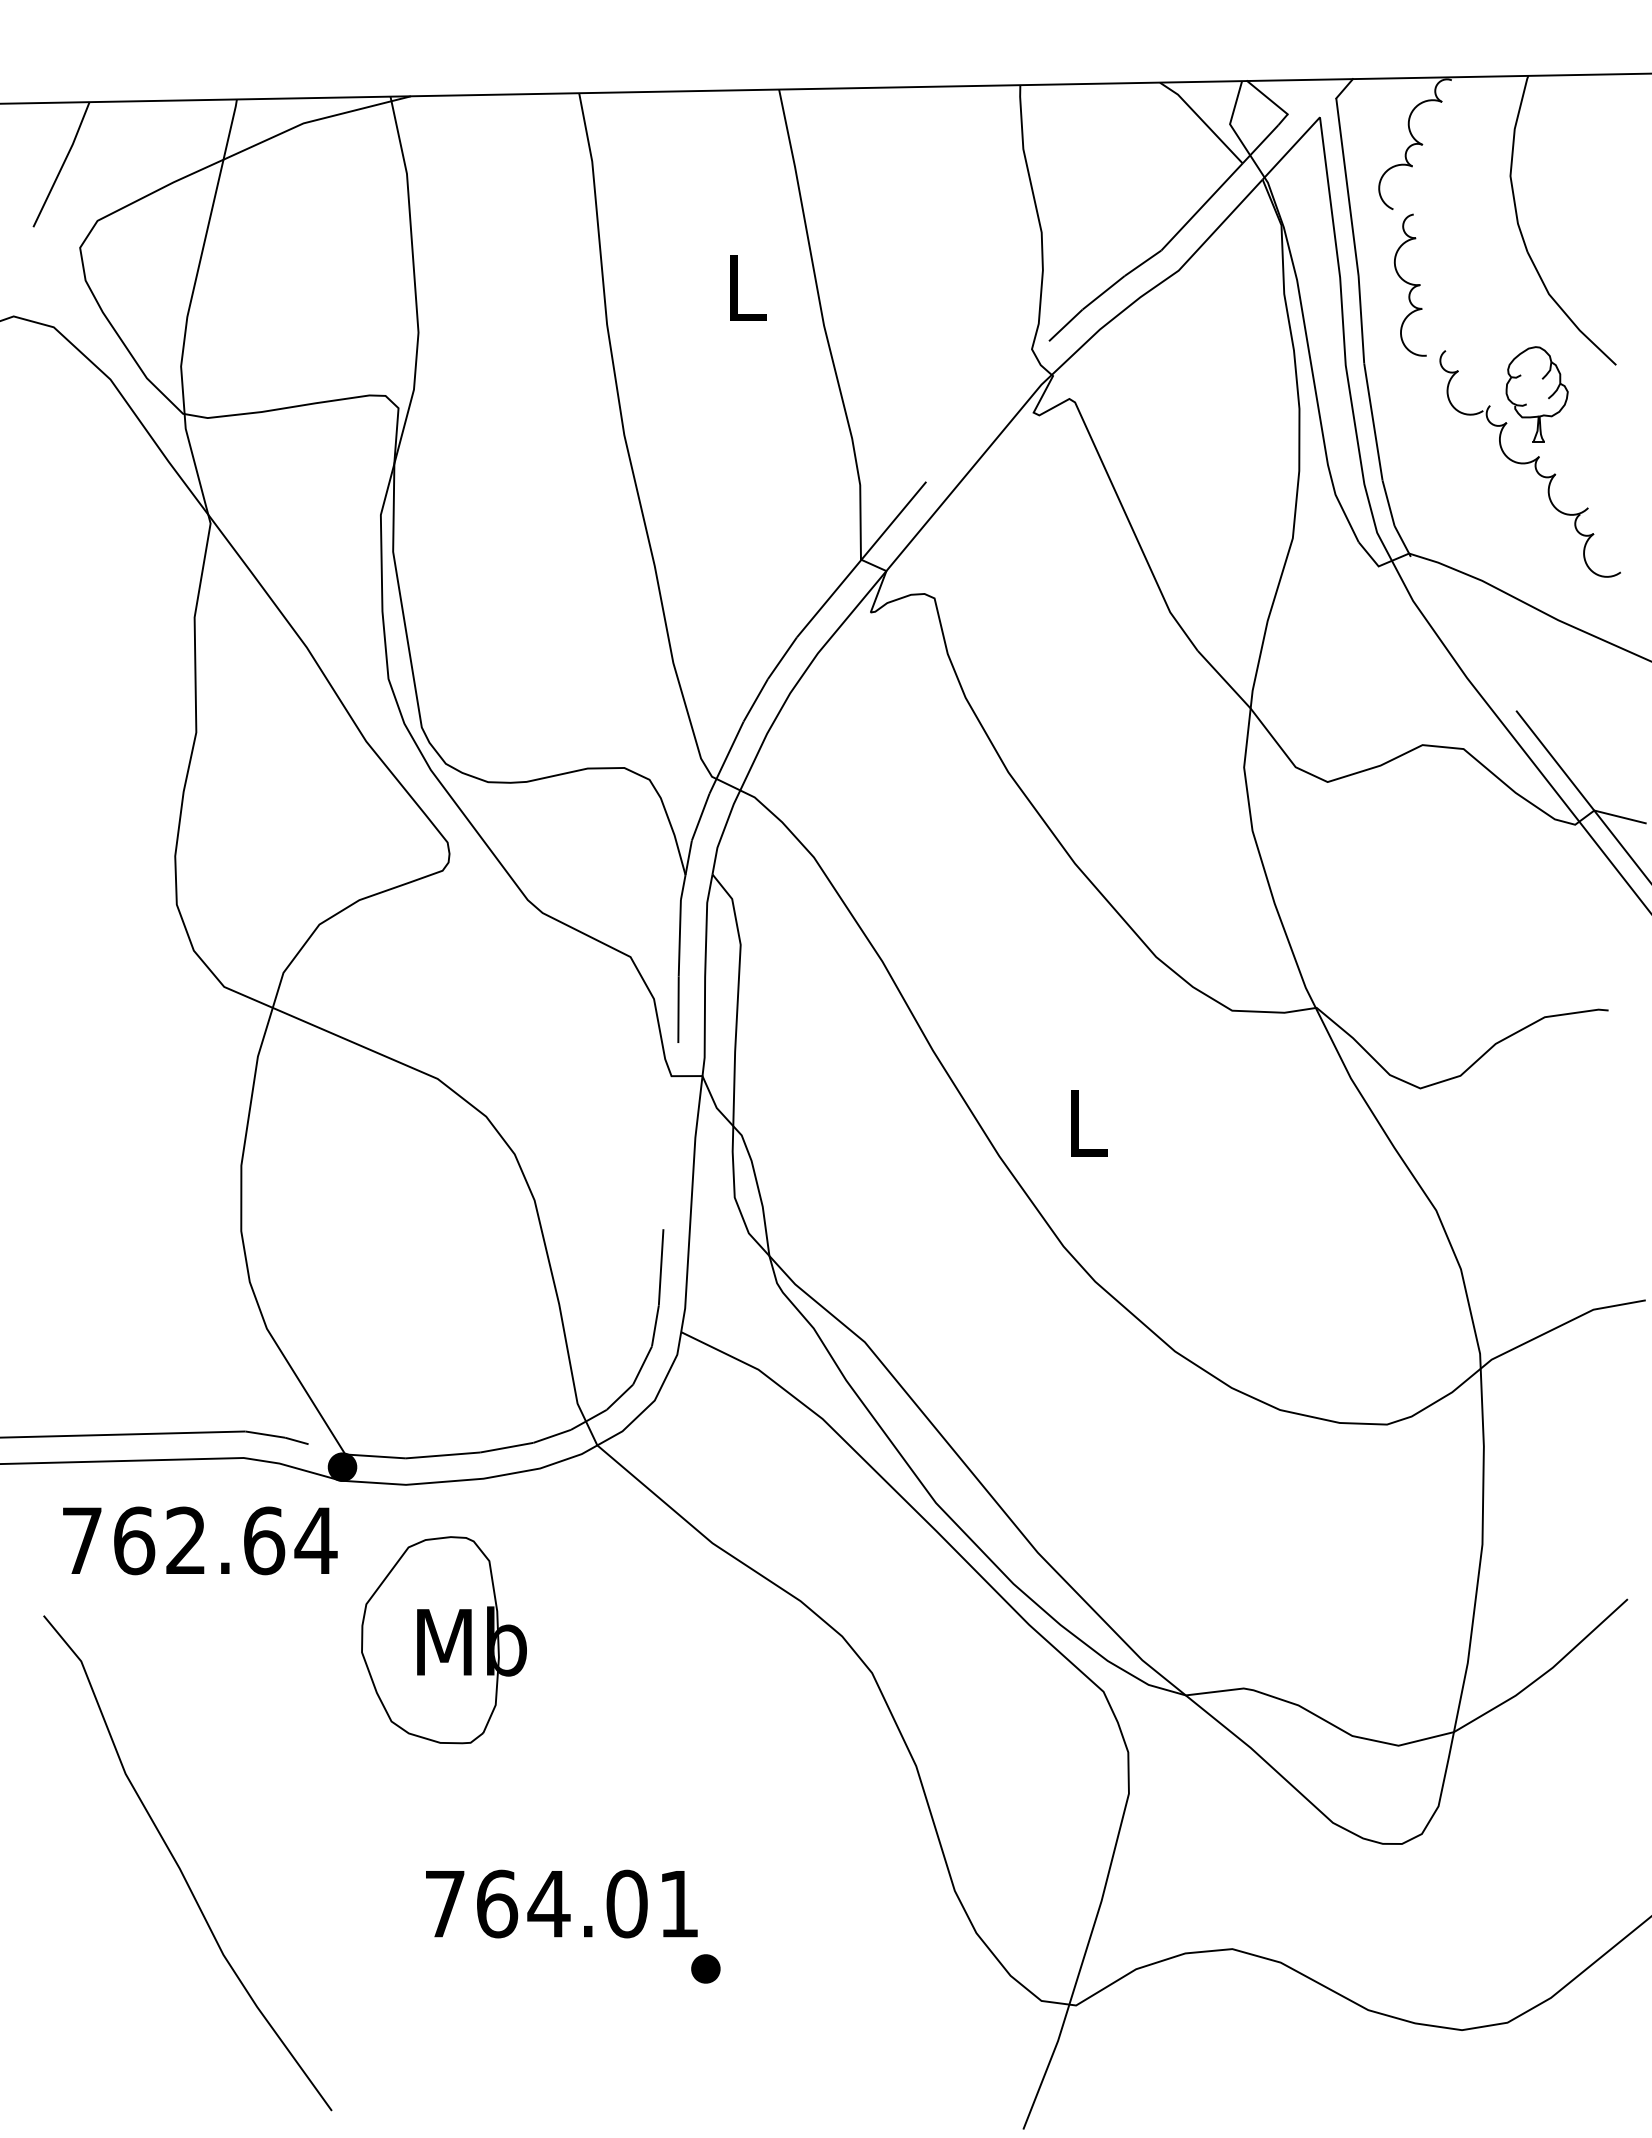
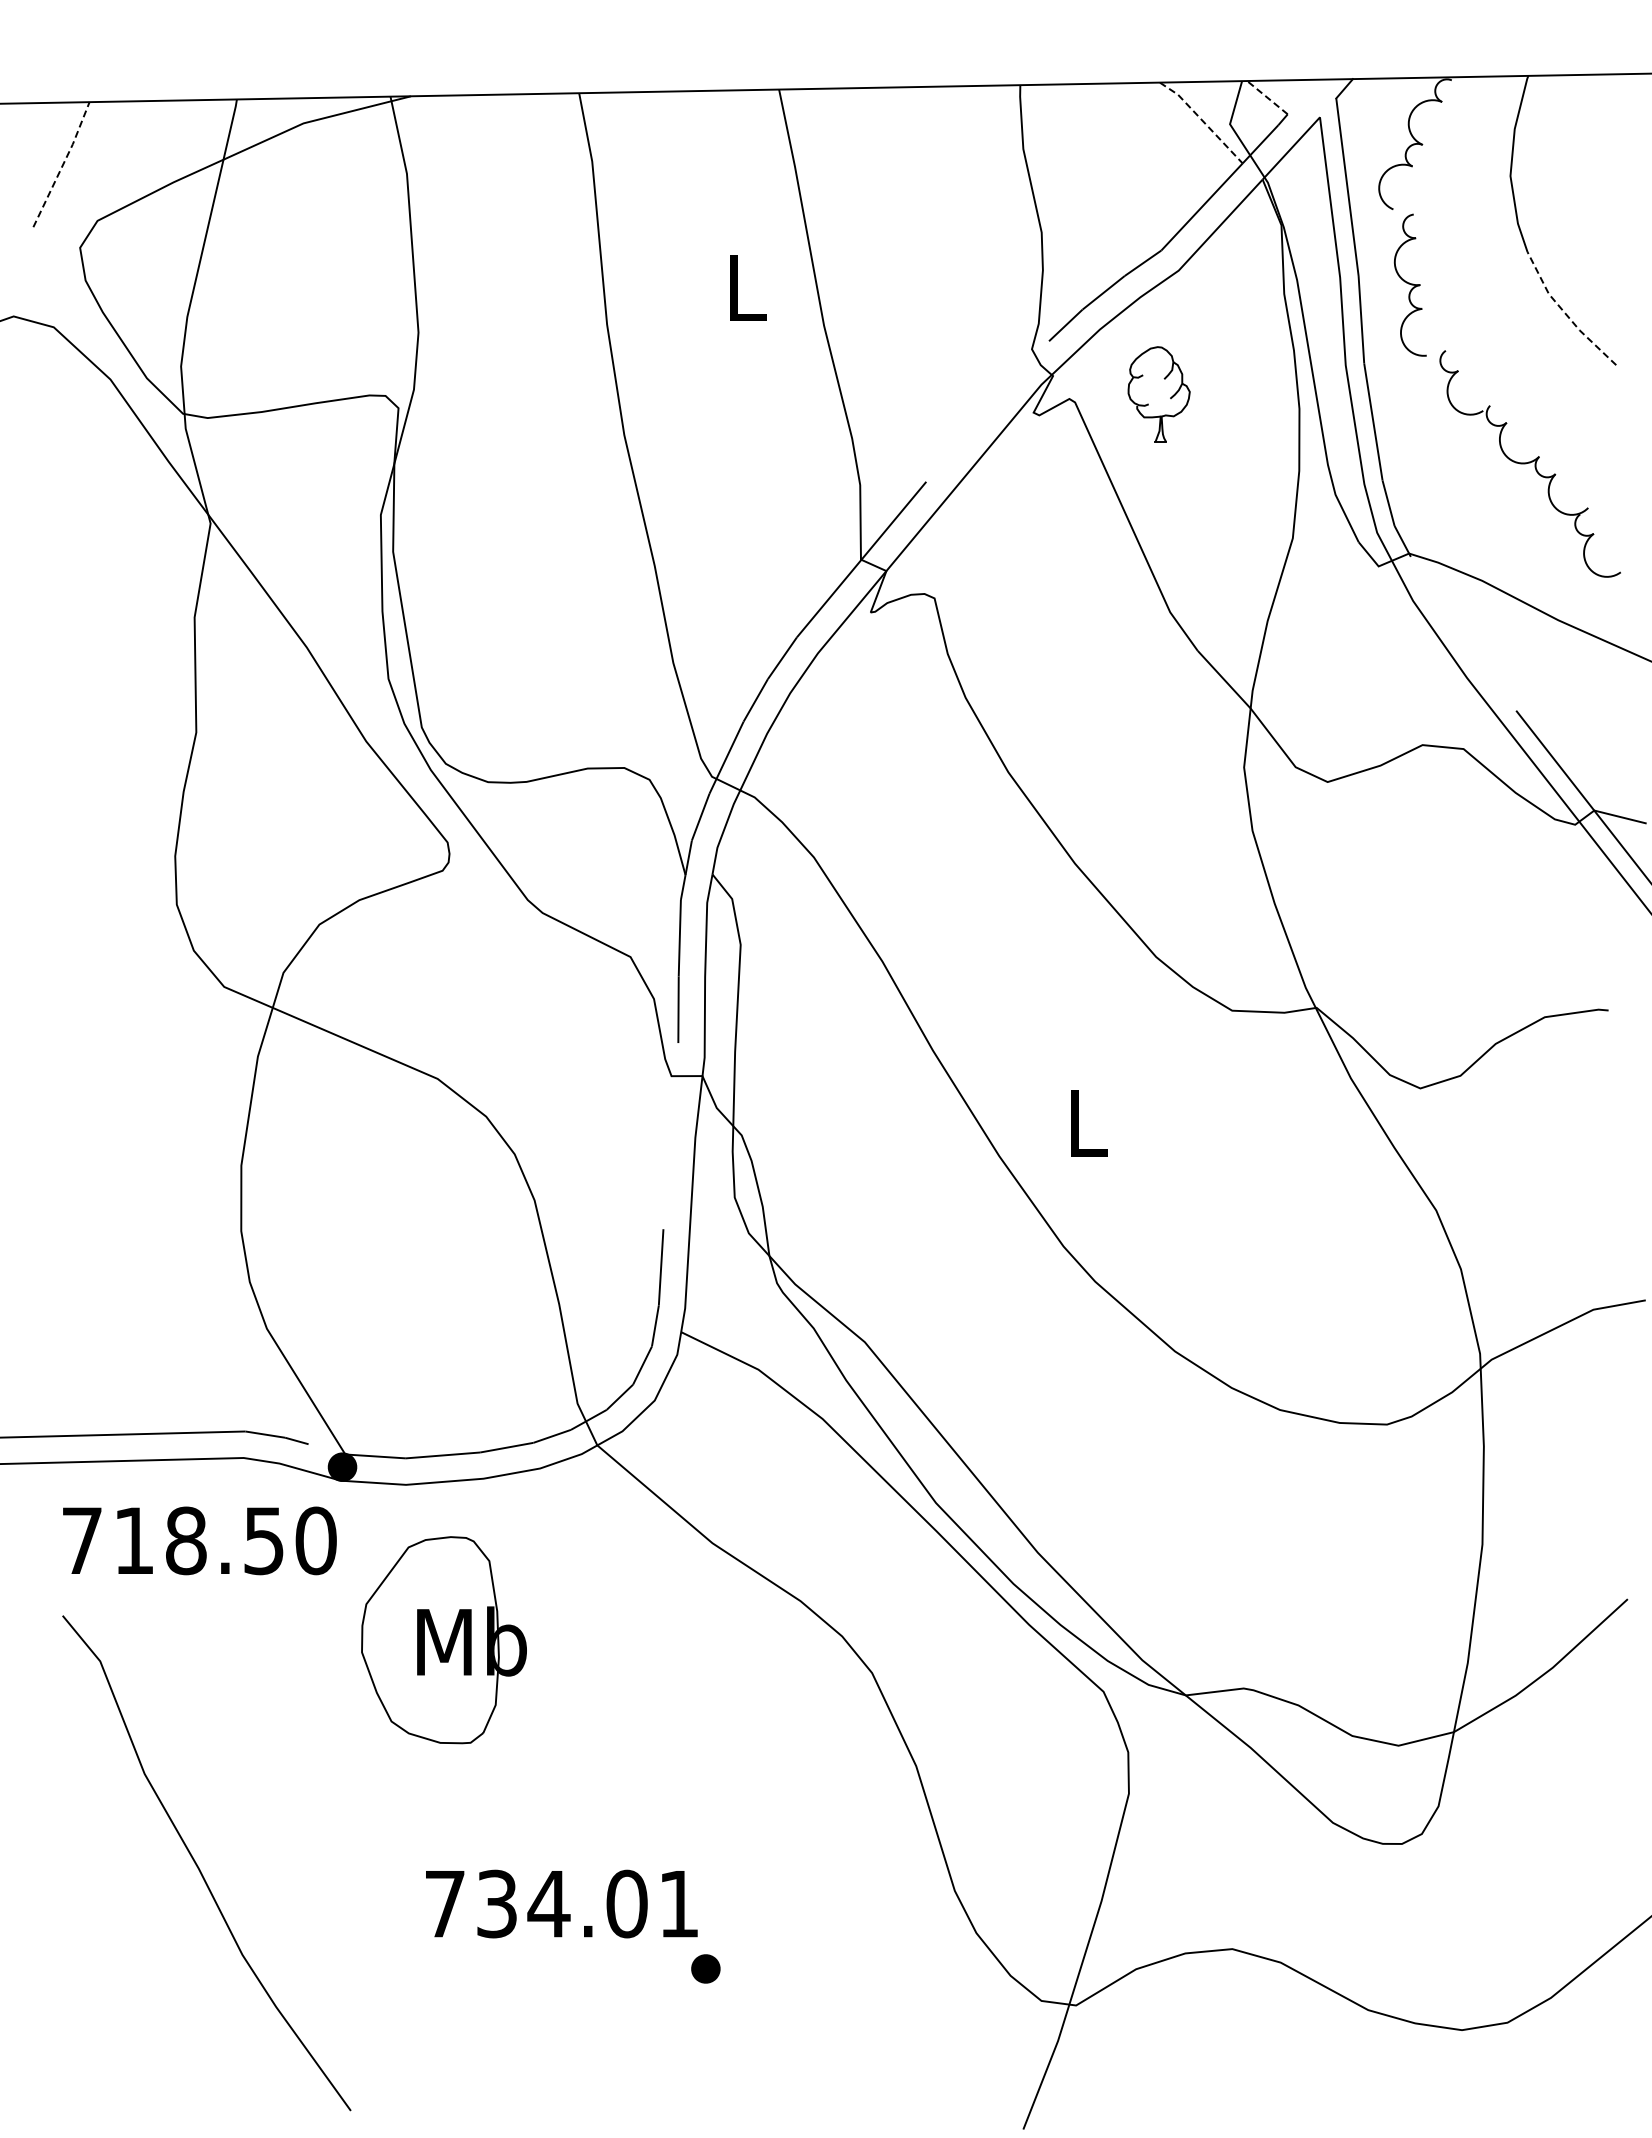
line: solid -> dashed (1267, 97)
line: solid -> dashed (1202, 120)
line: solid -> dashed (63, 164)
line: solid -> dashed (1565, 313)
part position: (1536, 394) -> (1158, 394) (1158, 394)
text: 762.64 -> 718.50 (225, 1540)
curve position: (180, 1867) -> (199, 1867) (199, 1867)
text: 764.01 -> 734.01 (497, 1903)
